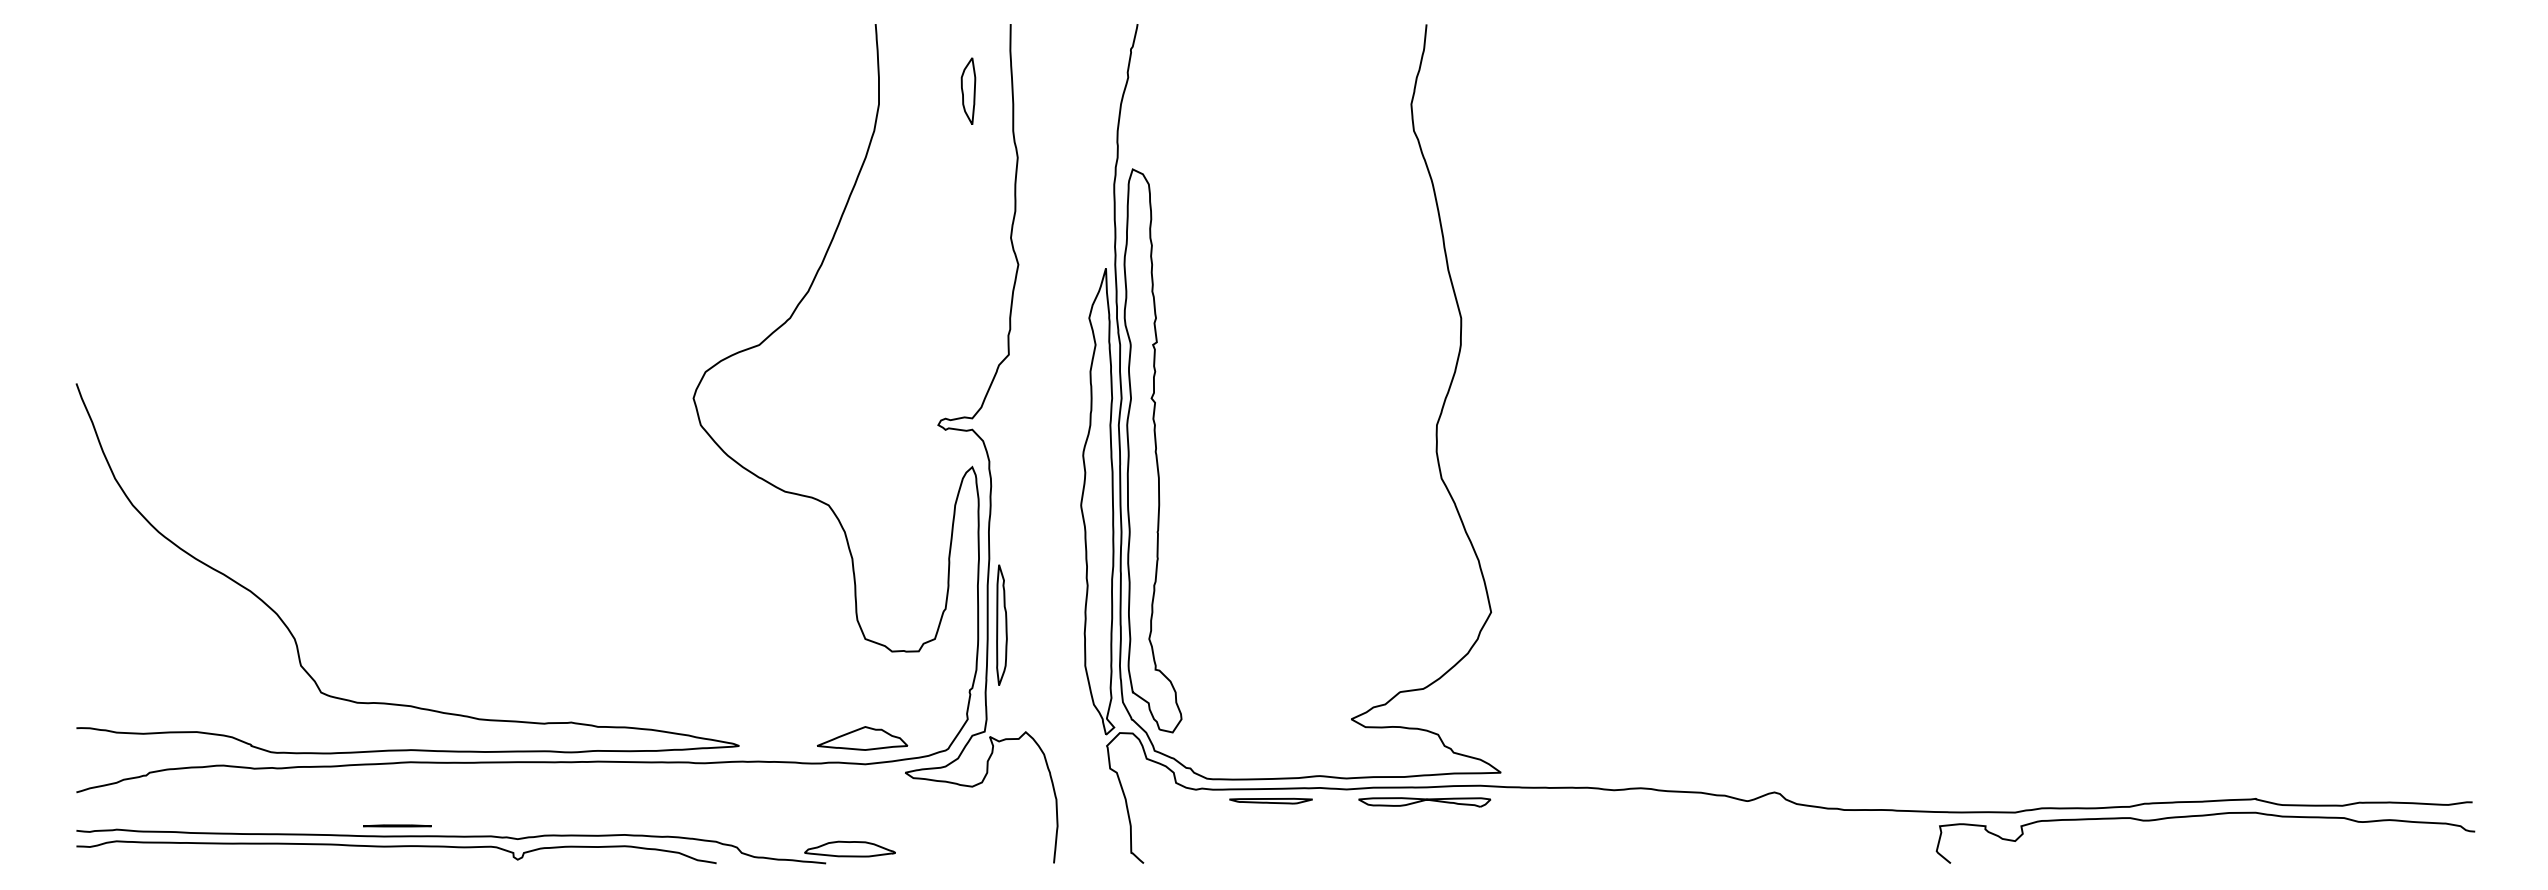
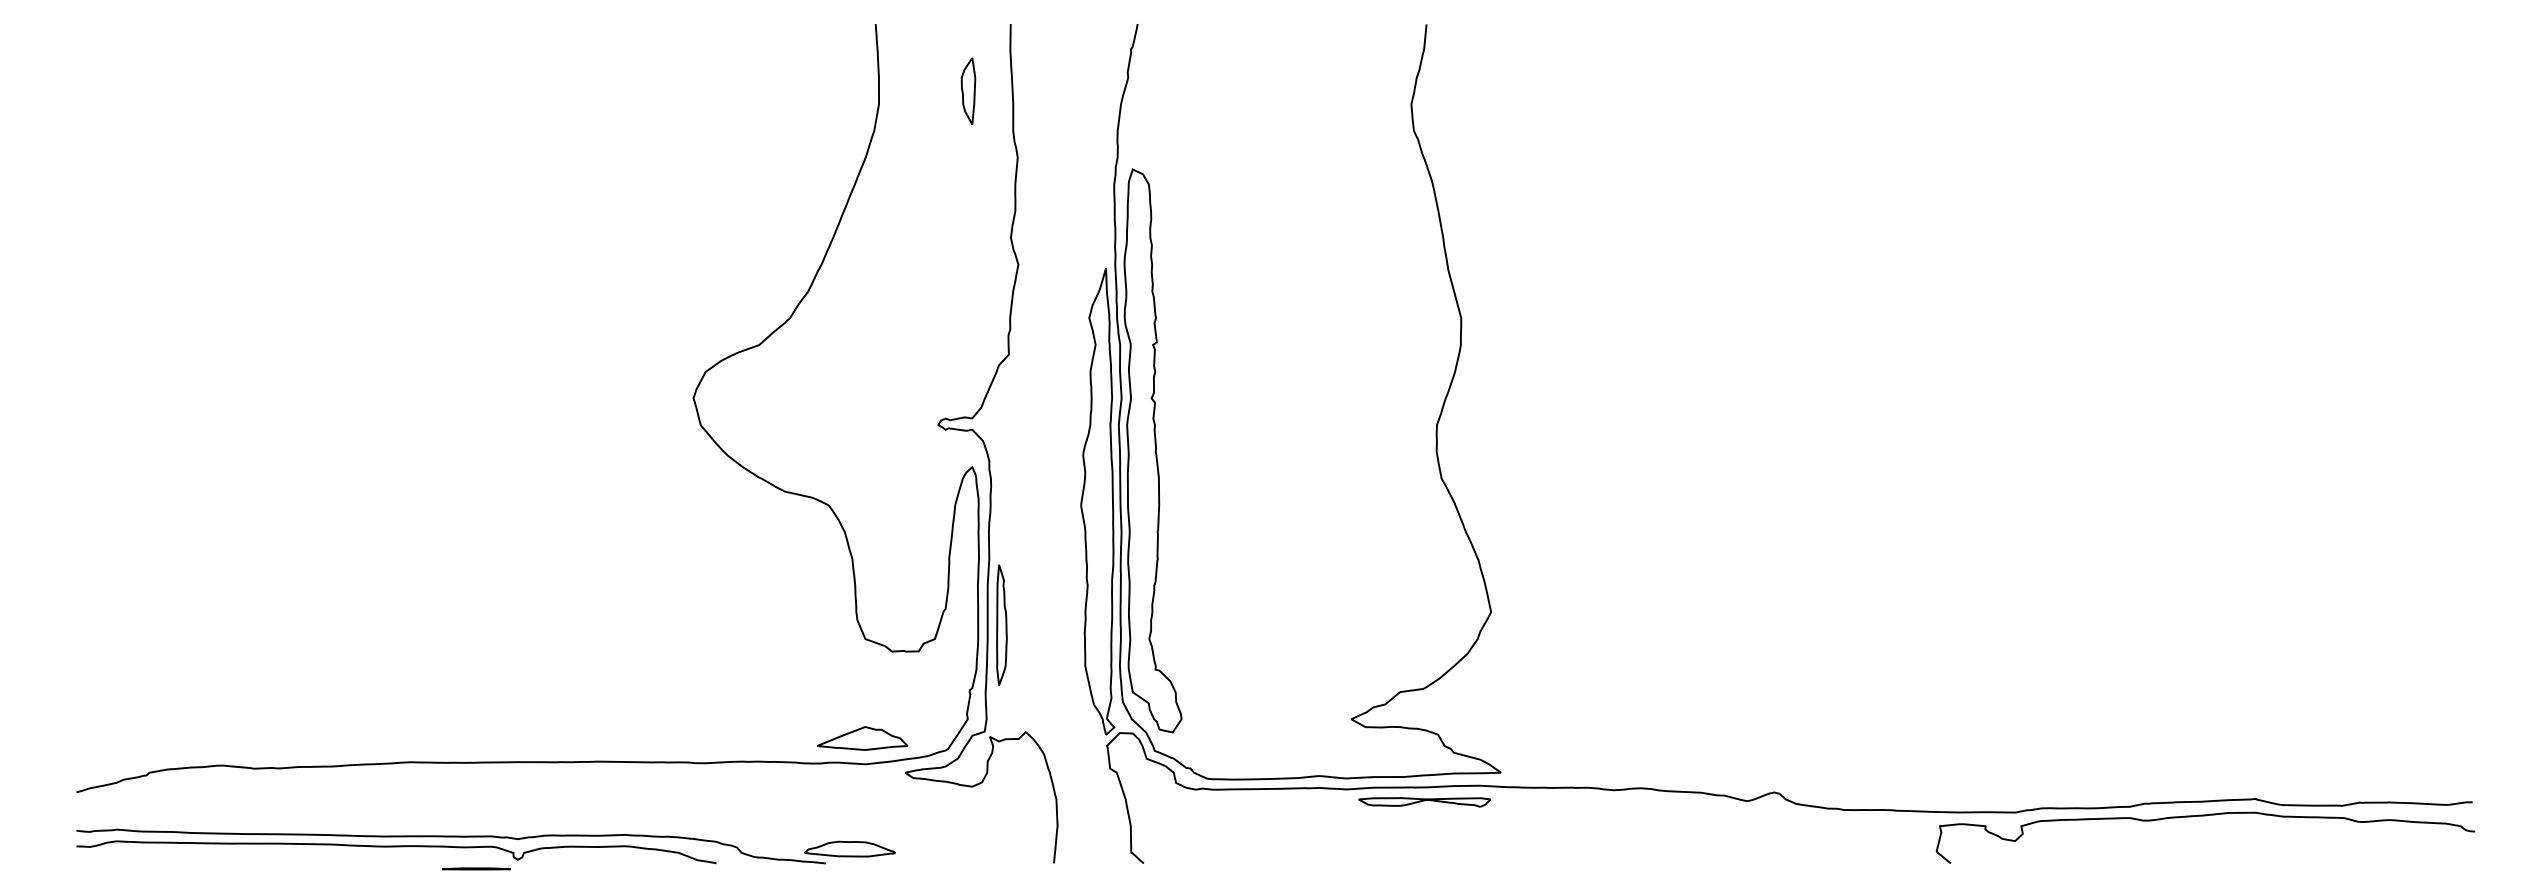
curve: present -> none (294, 636)
part: present -> none (1270, 800)
line position: (397, 825) -> (476, 868) (476, 868)
